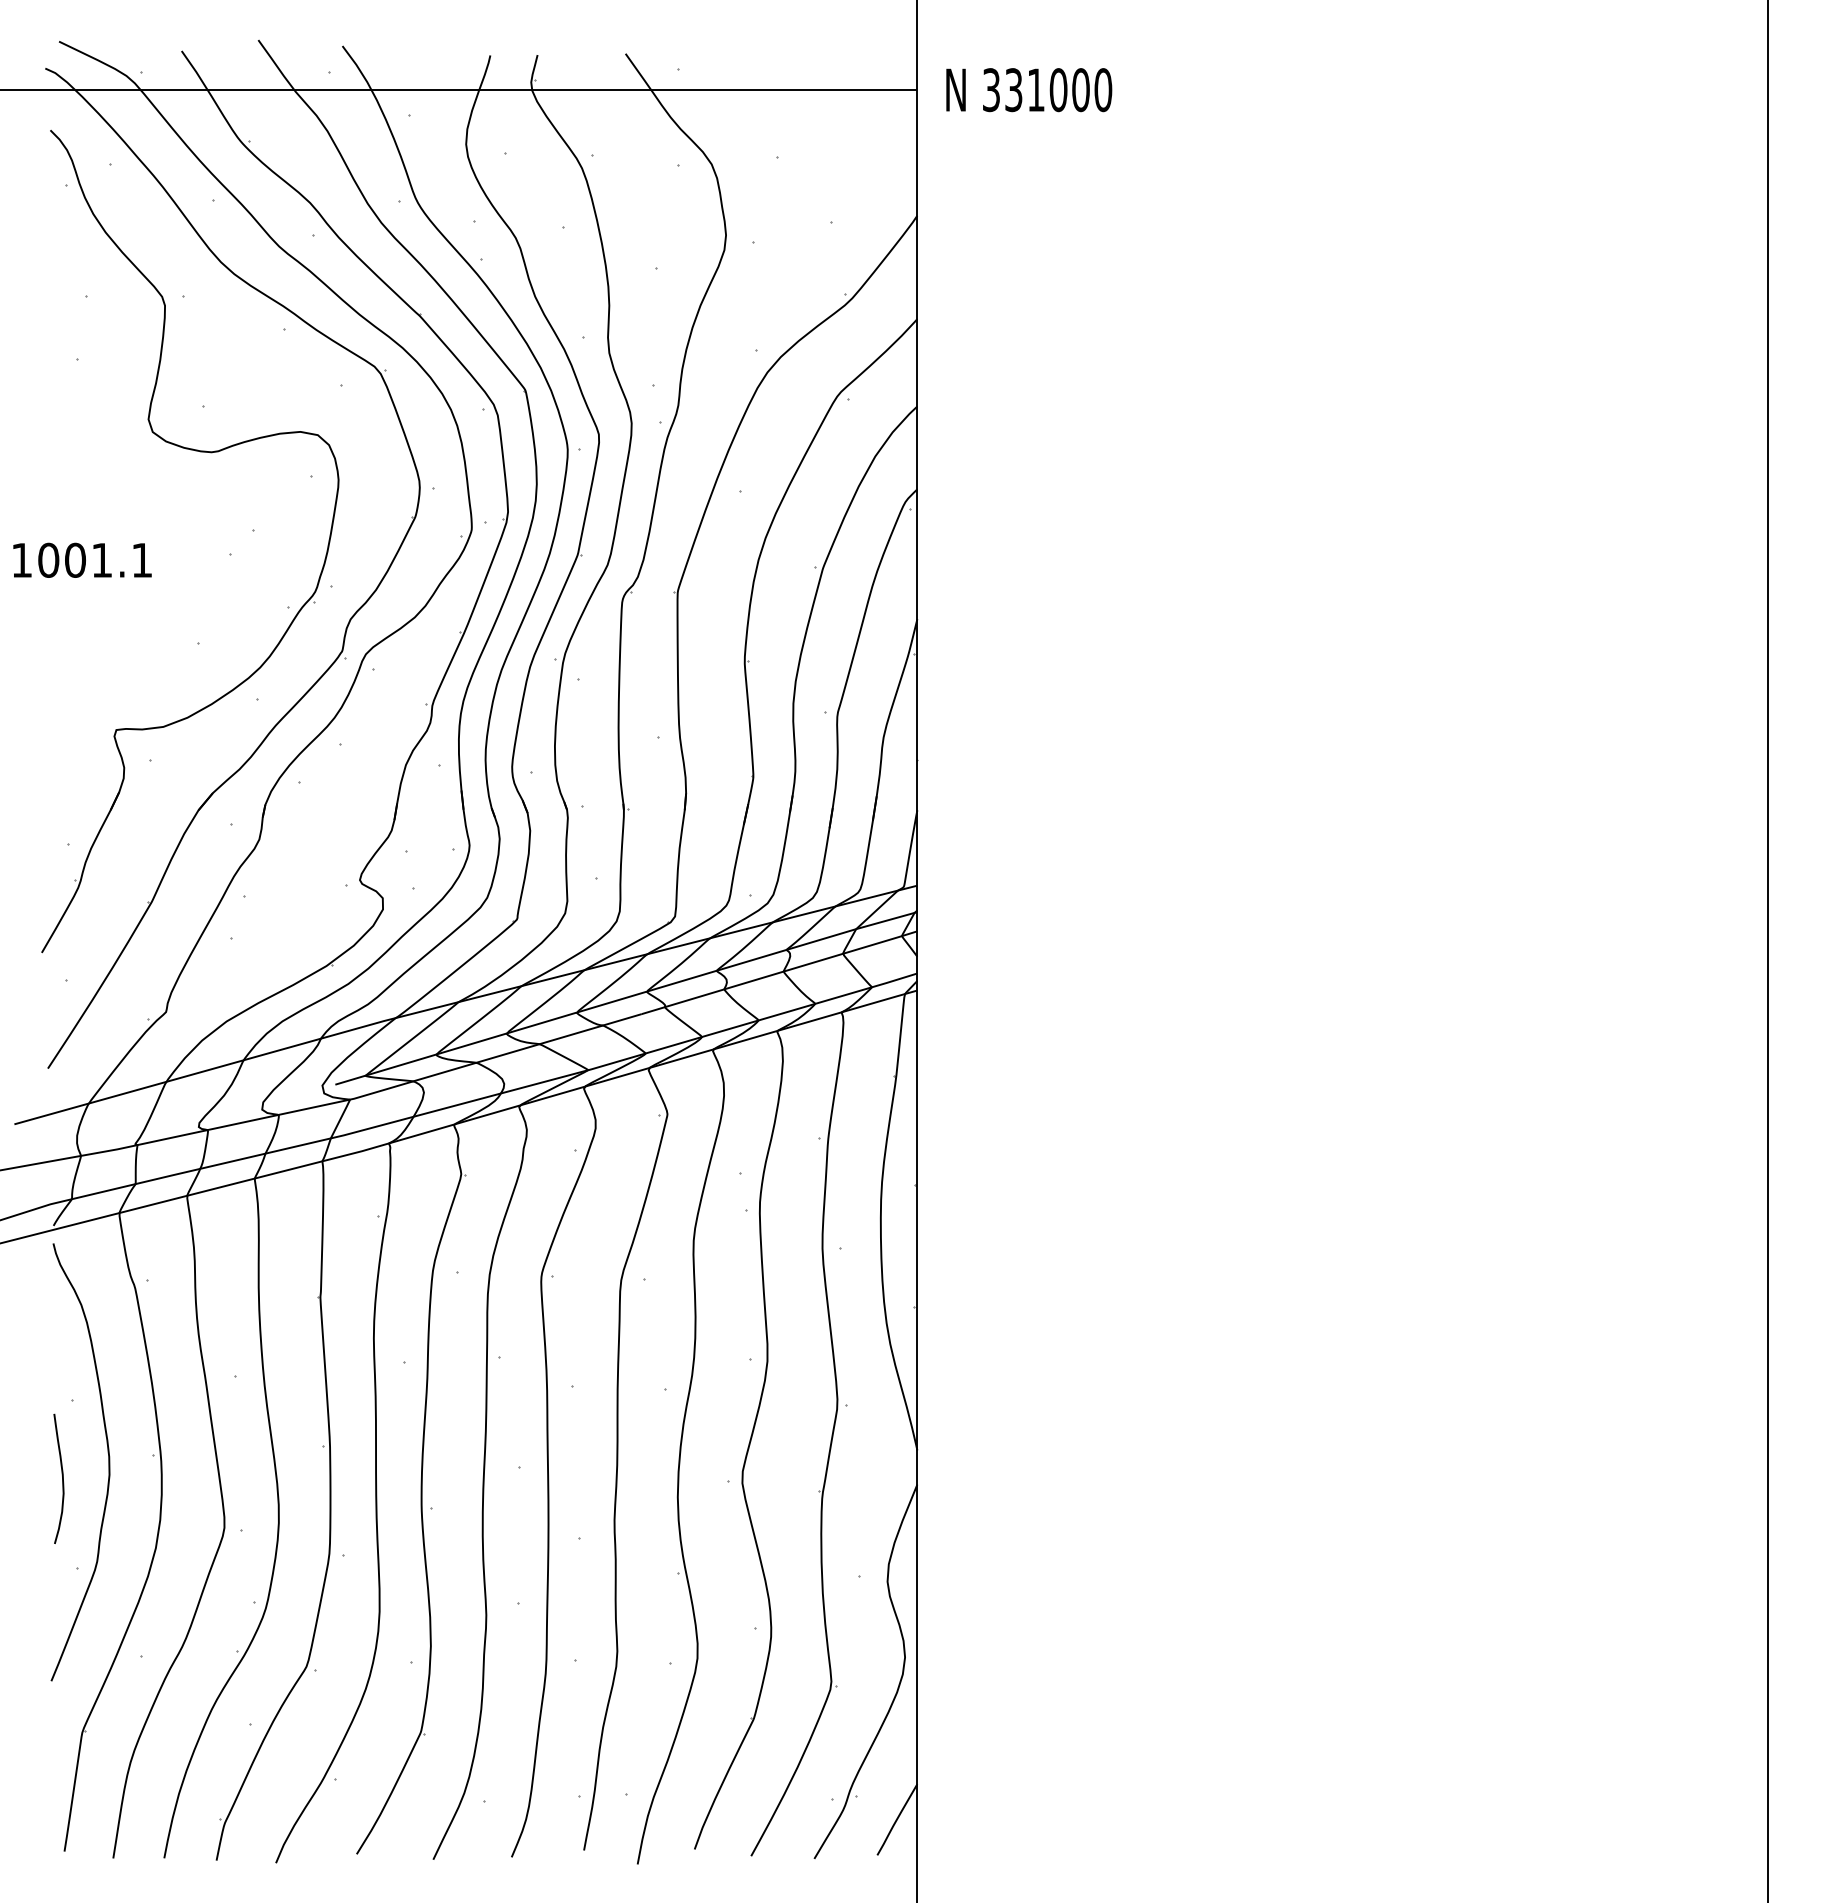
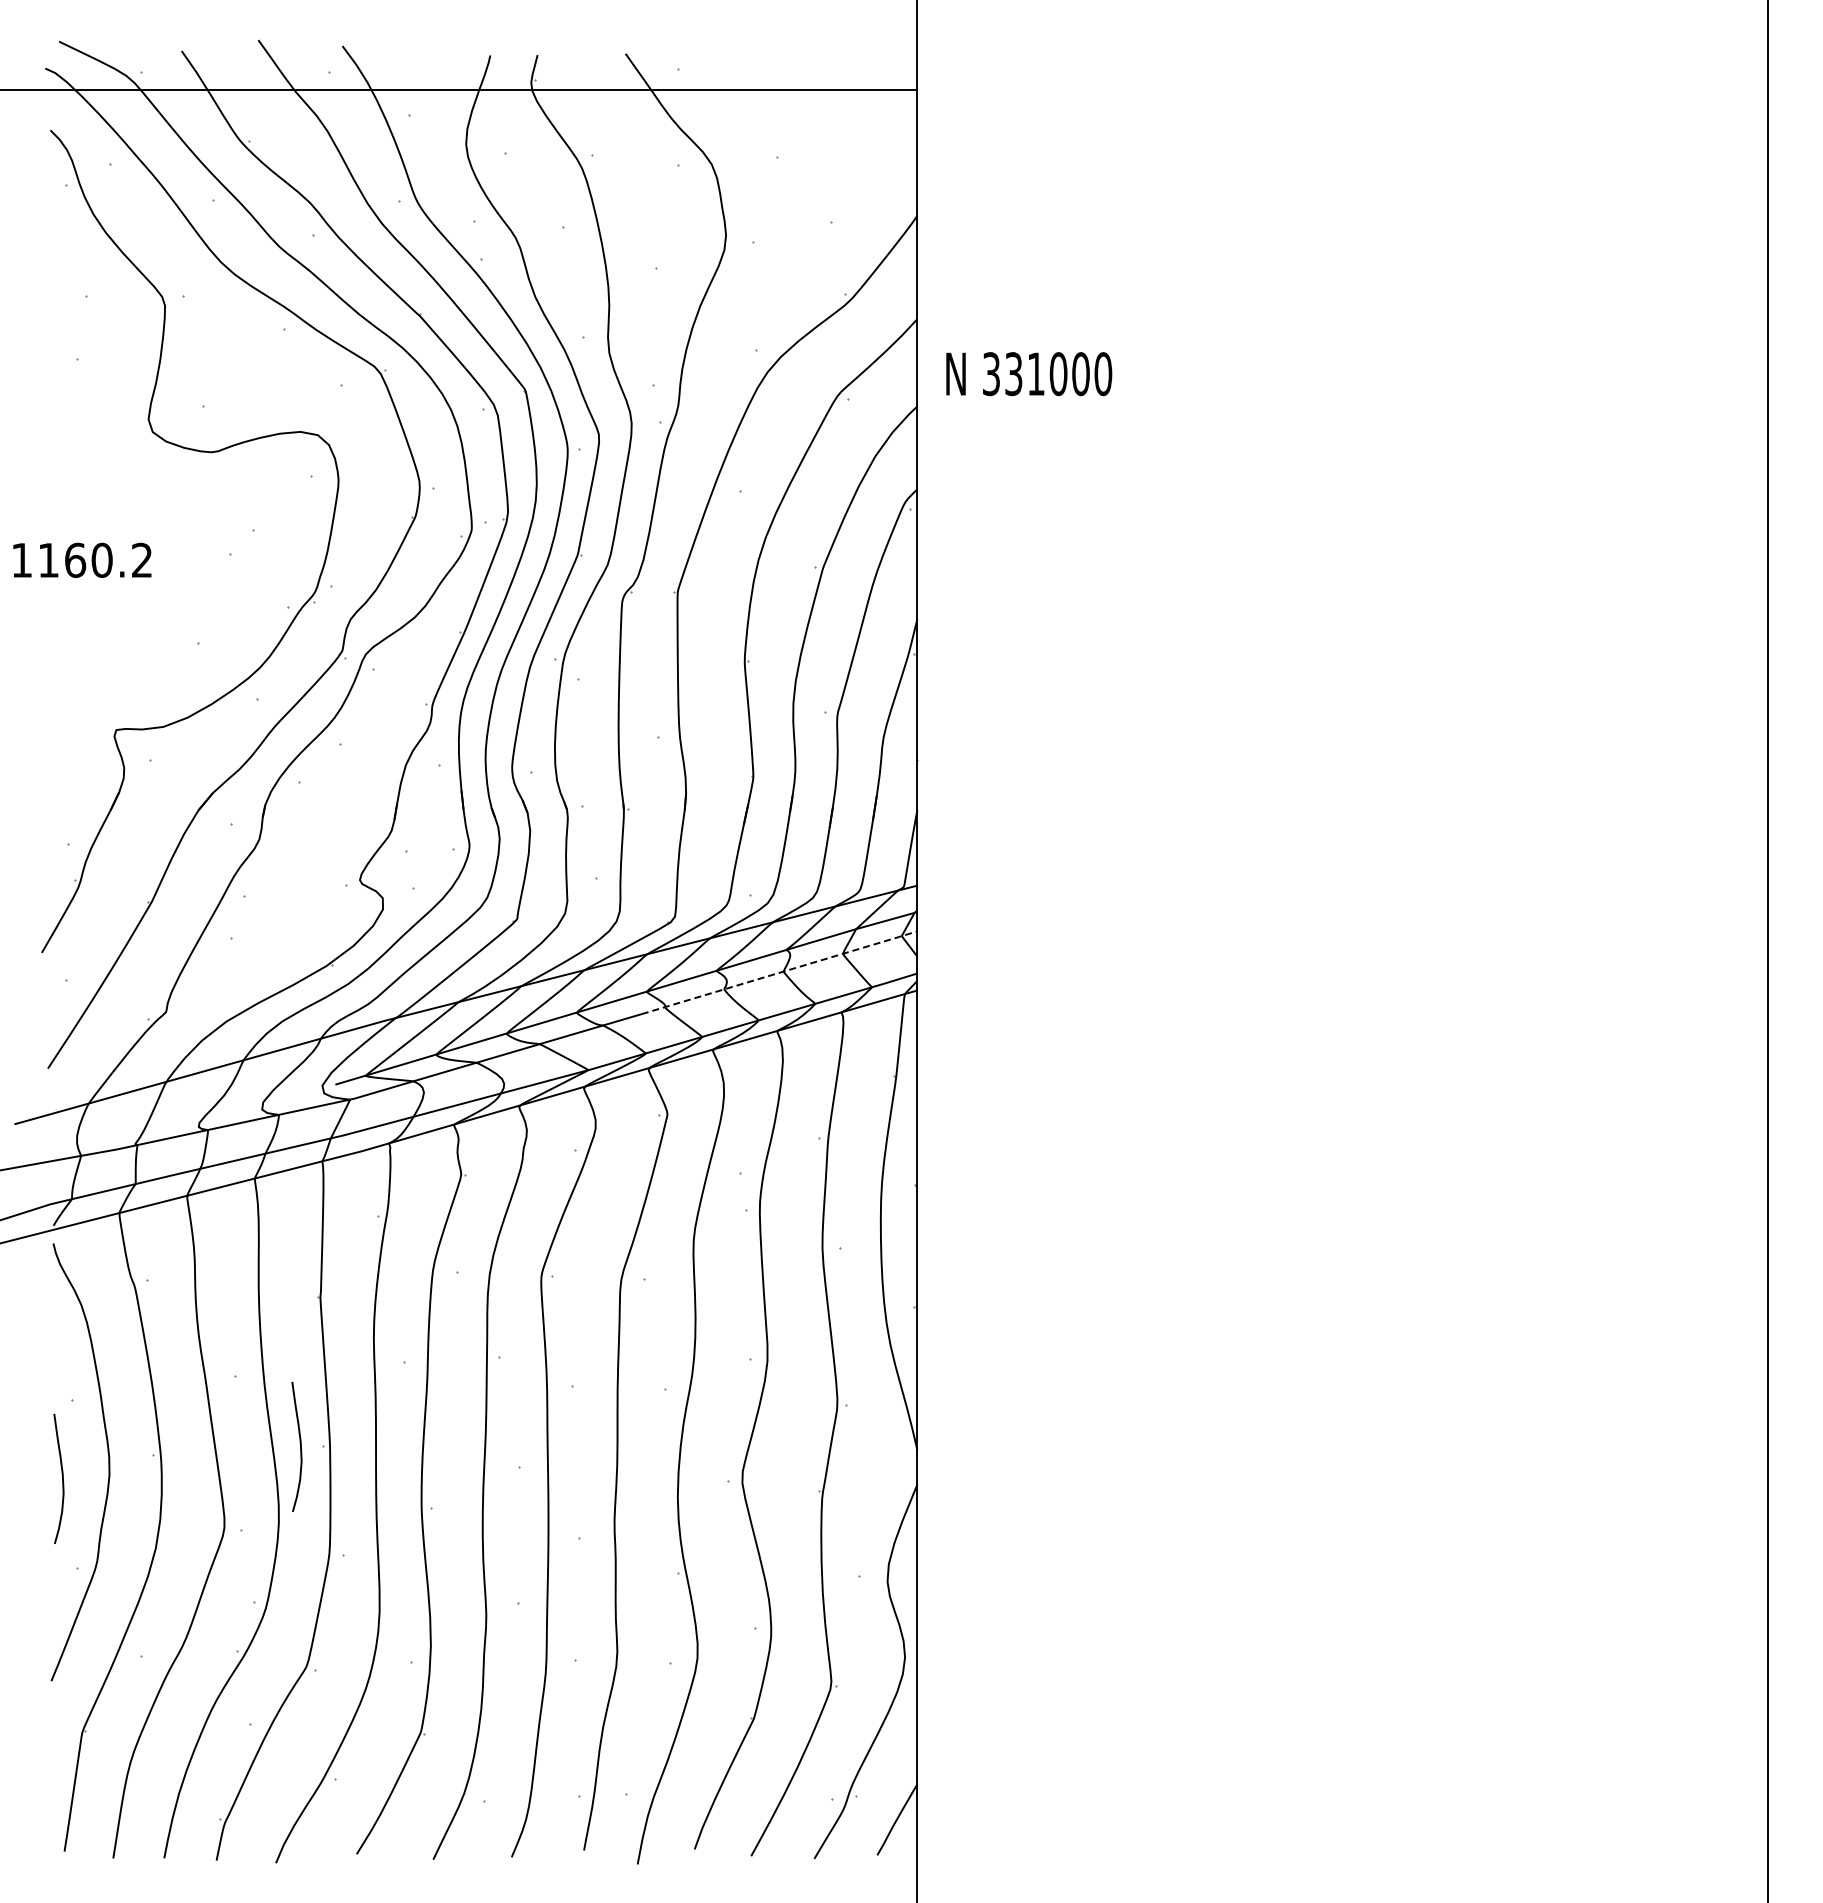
text position: (1029, 90) -> (1029, 374) (1029, 374)
text: 1001.1 -> 1160.2 (94, 559)
line: solid -> dashed (780, 972)
curve: none -> present (300, 1446)
